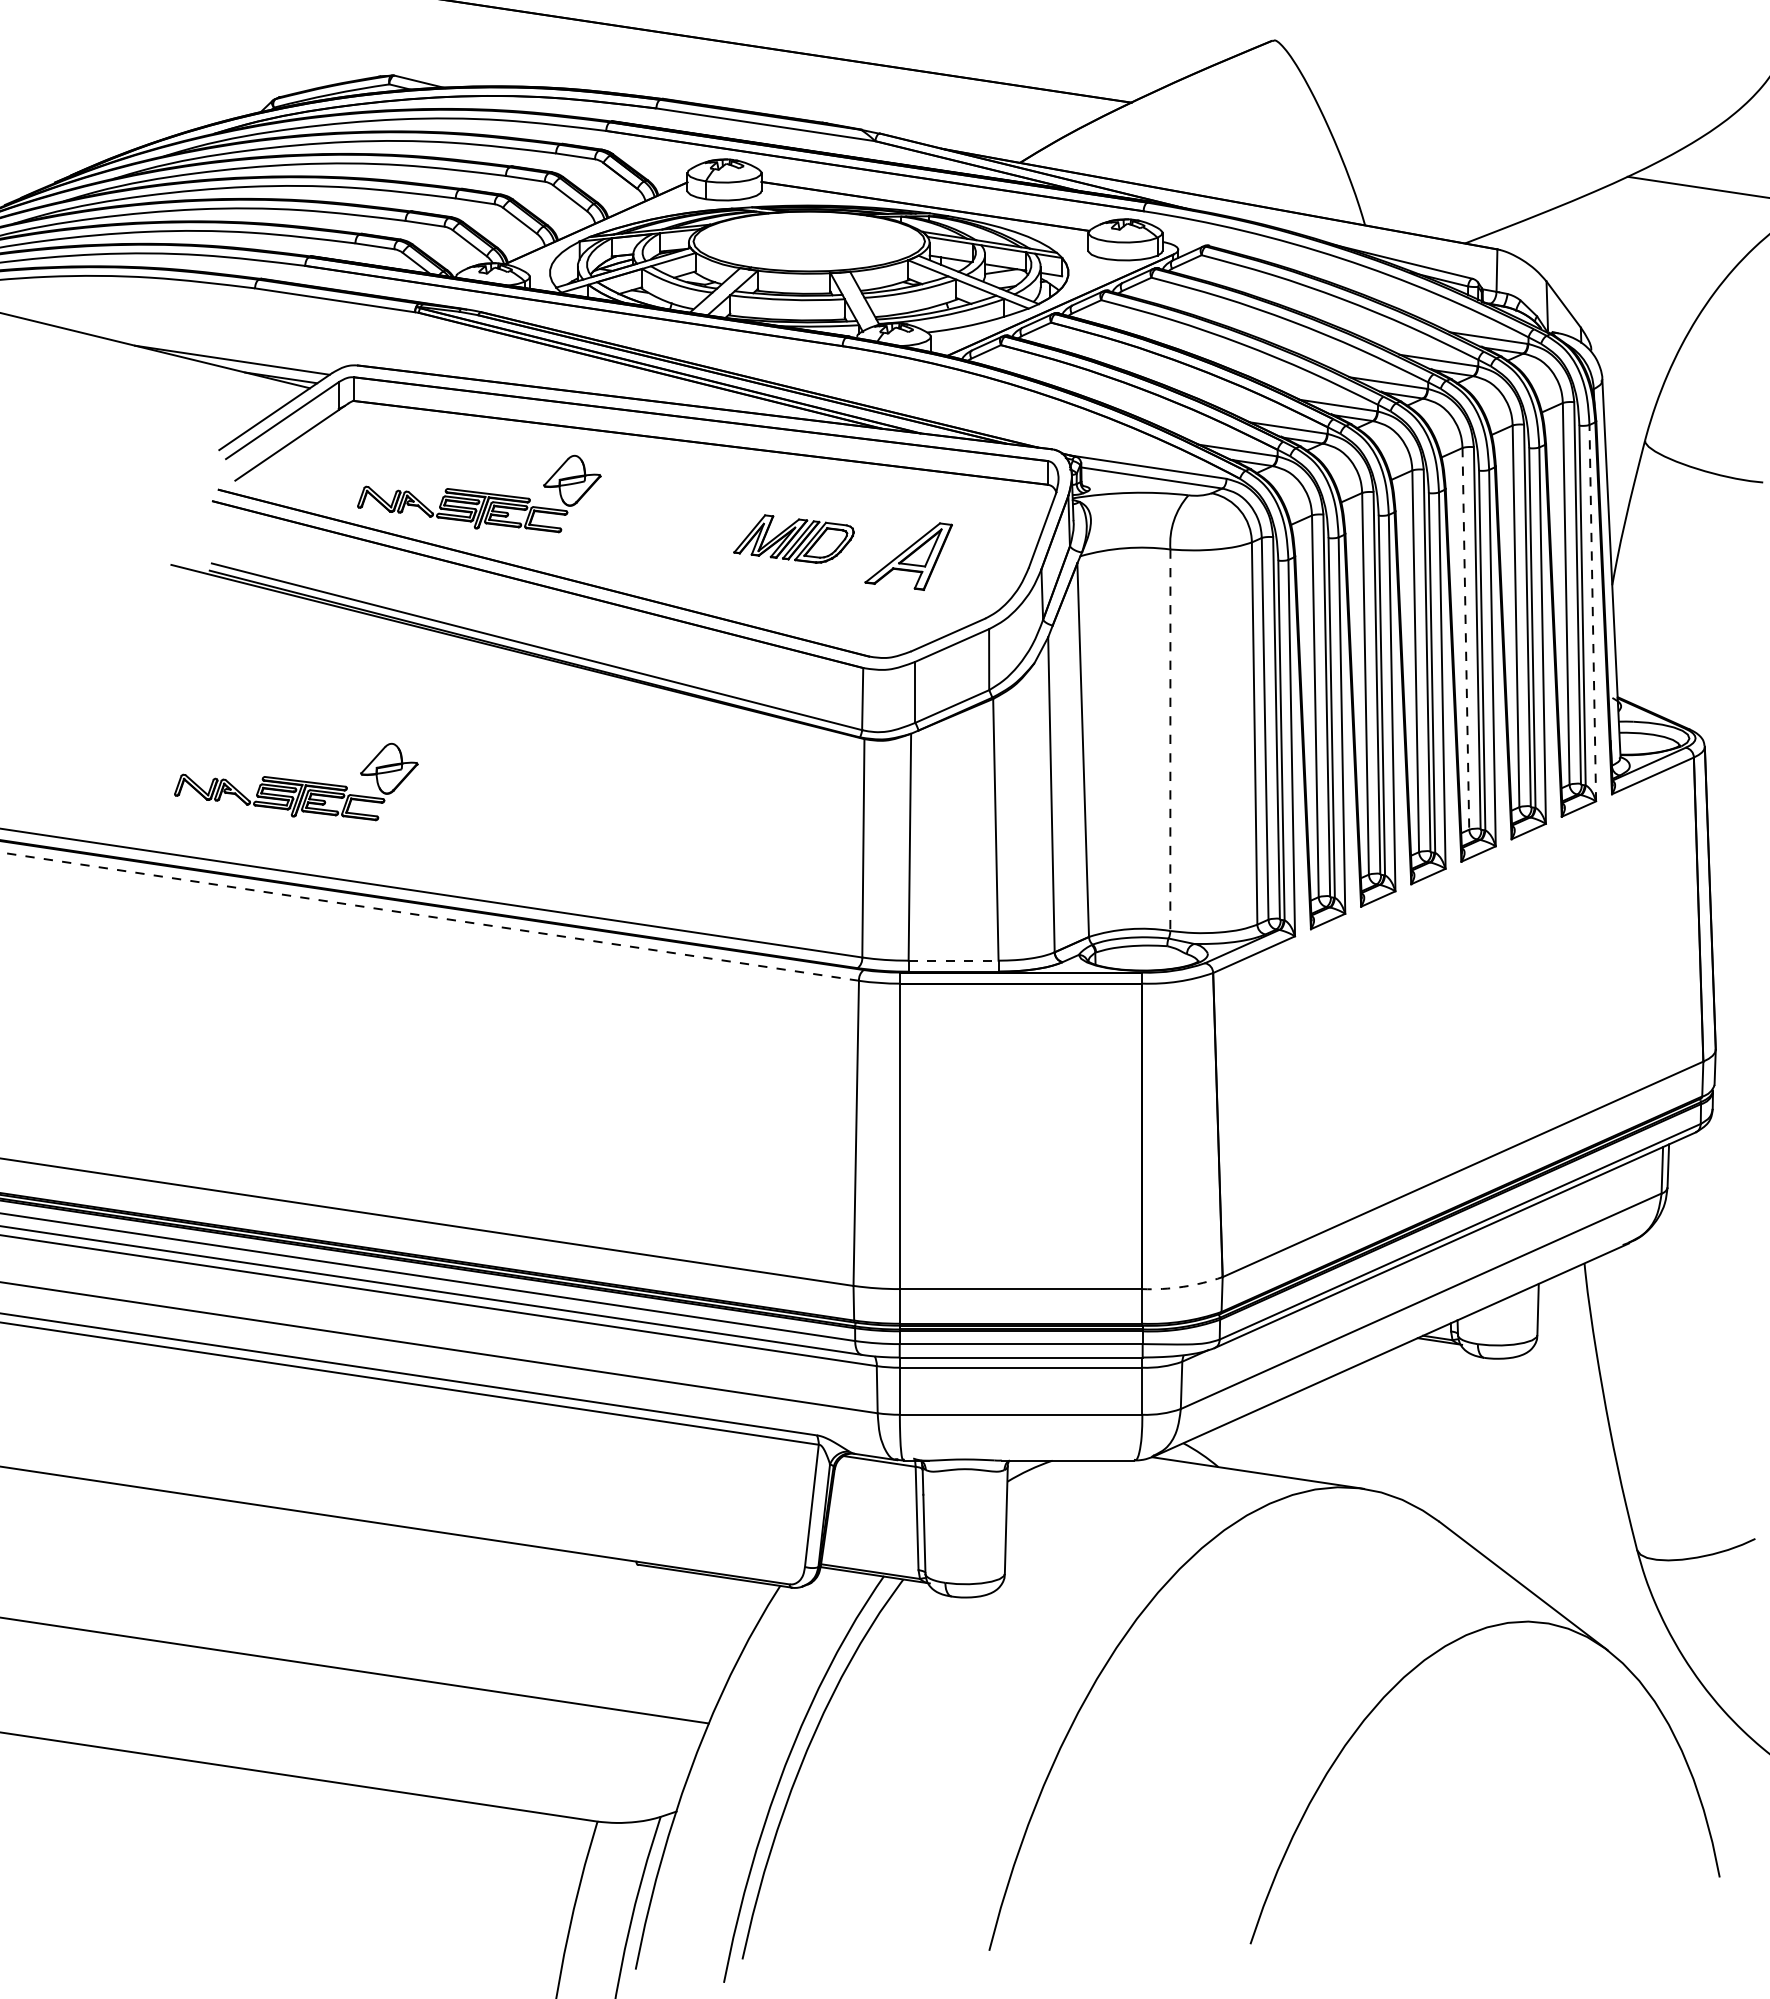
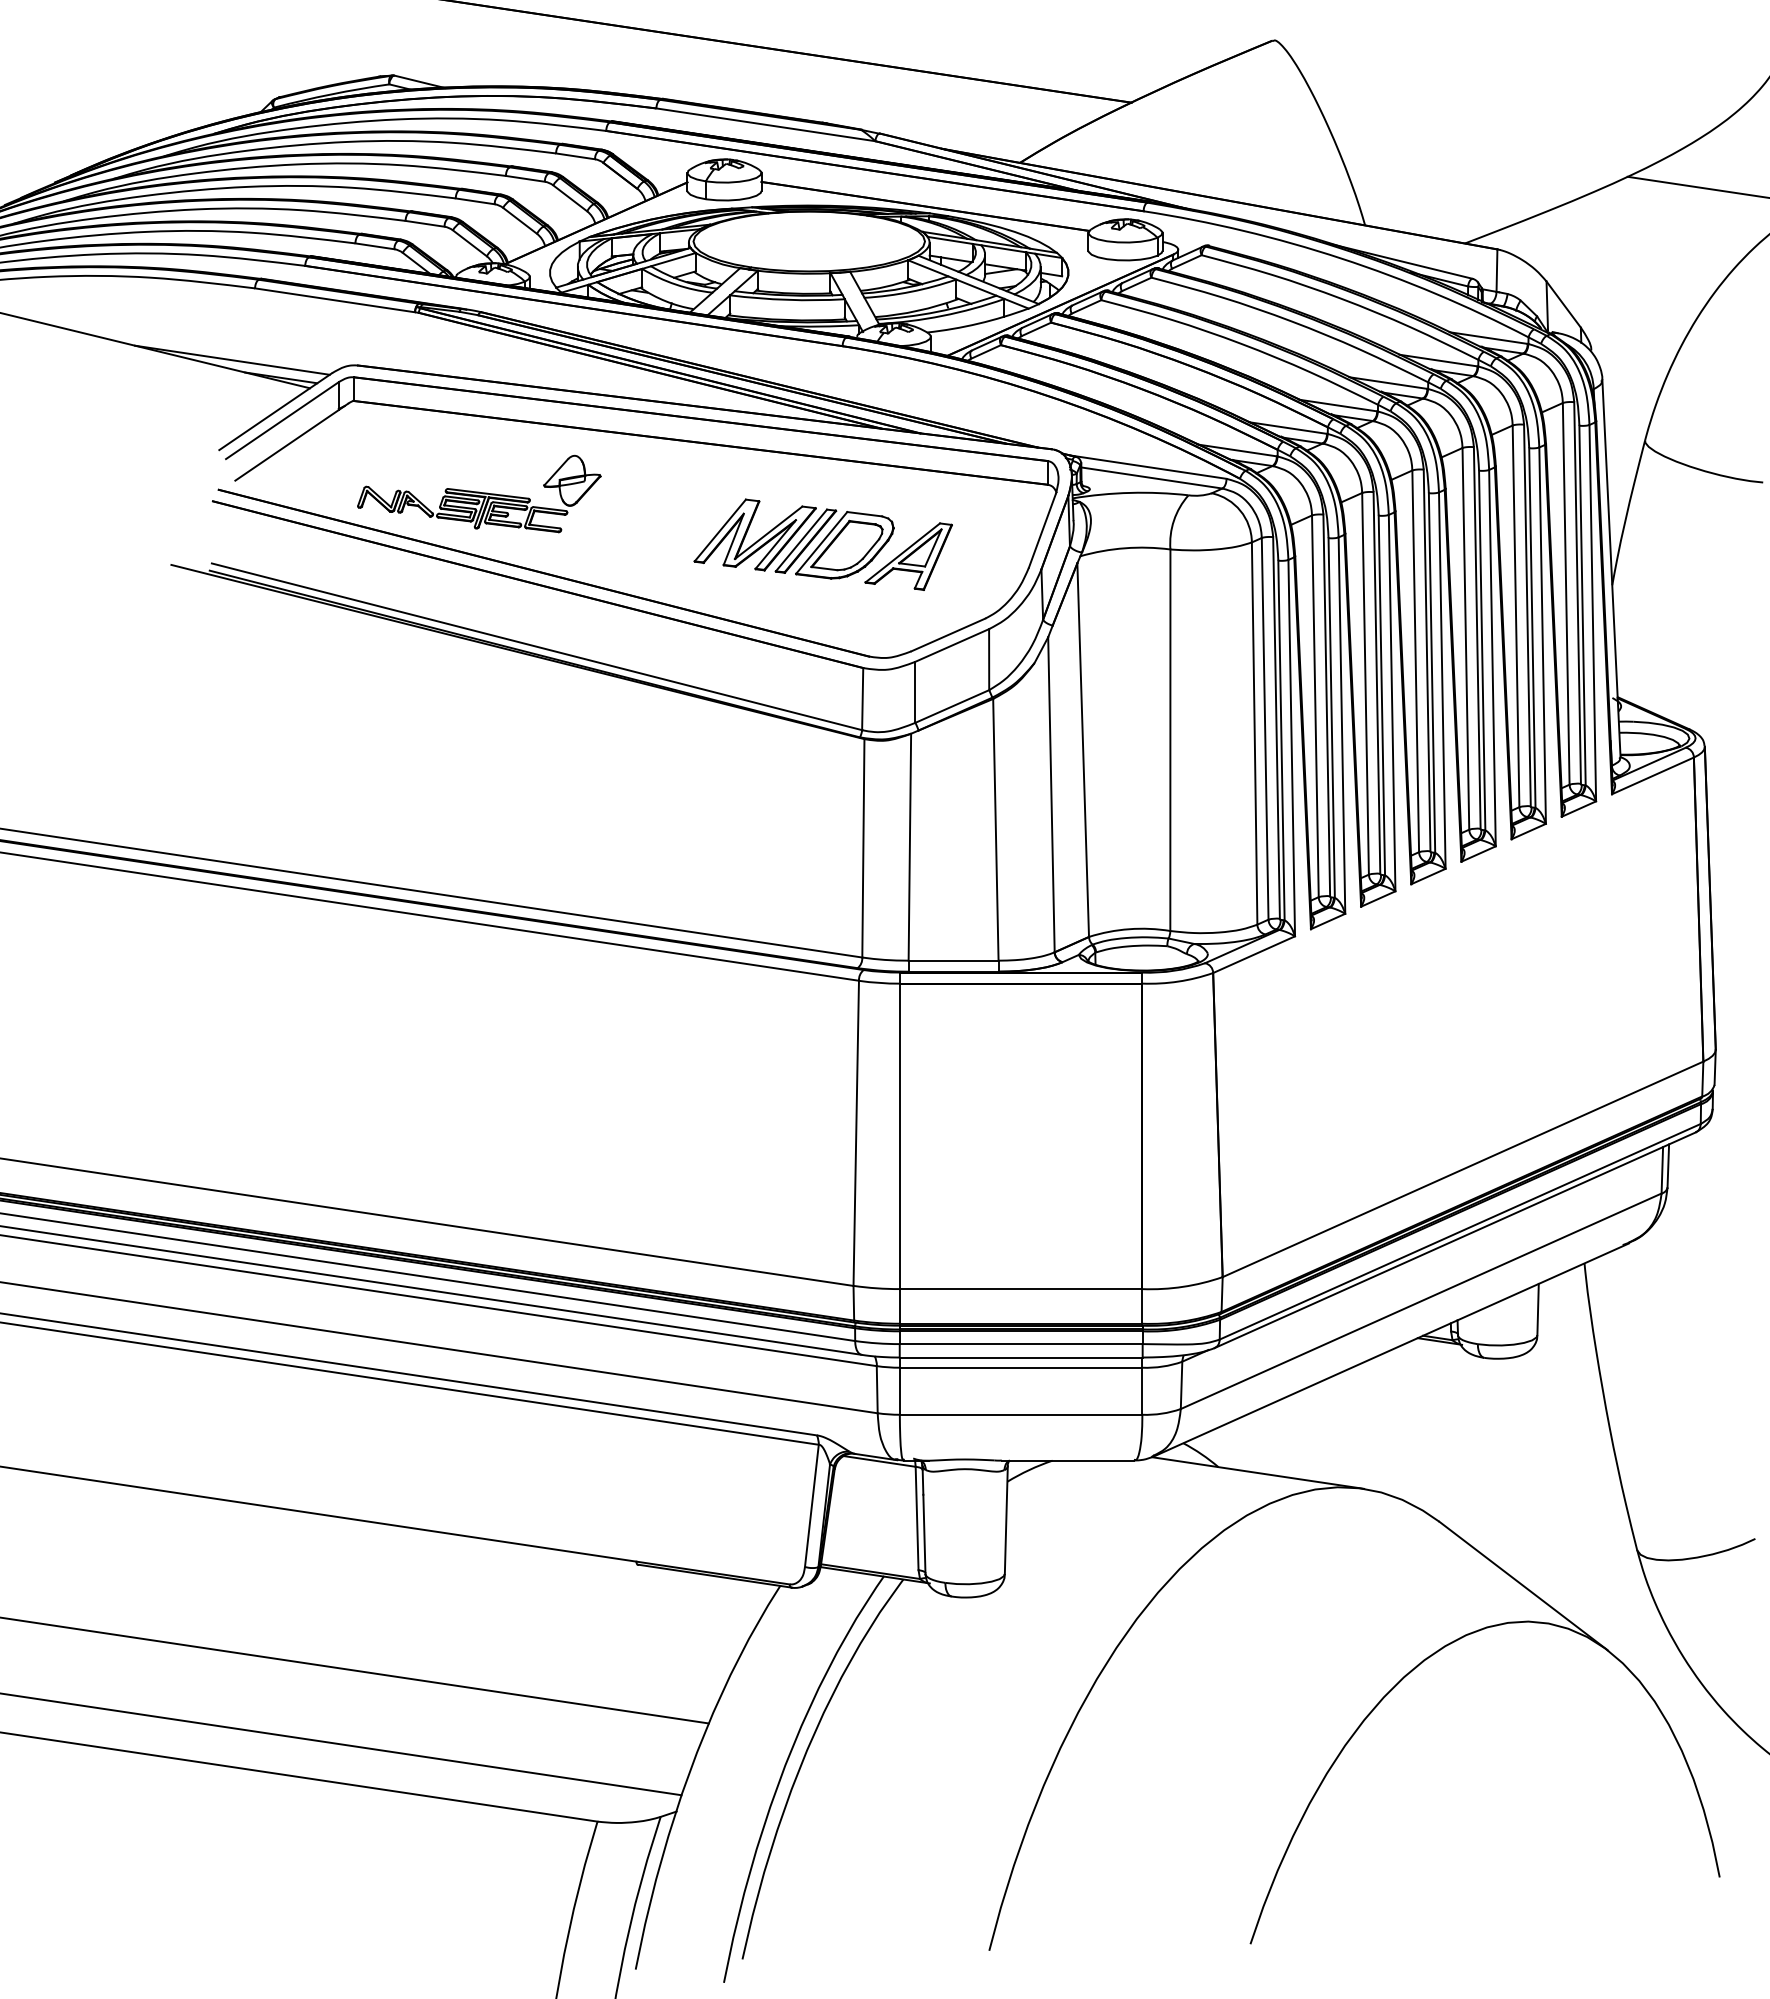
part size: 122x50 px -> 202x82 px (793, 538)
line: dashed -> solid (1592, 612)
line: dashed -> solid (1465, 638)
line: dashed -> solid (1170, 740)
part: present -> none (296, 781)
line: dashed -> solid (429, 916)
line: dashed -> solid (953, 960)
arc: dashed -> solid (1183, 1286)
line: none -> present (341, 1744)
